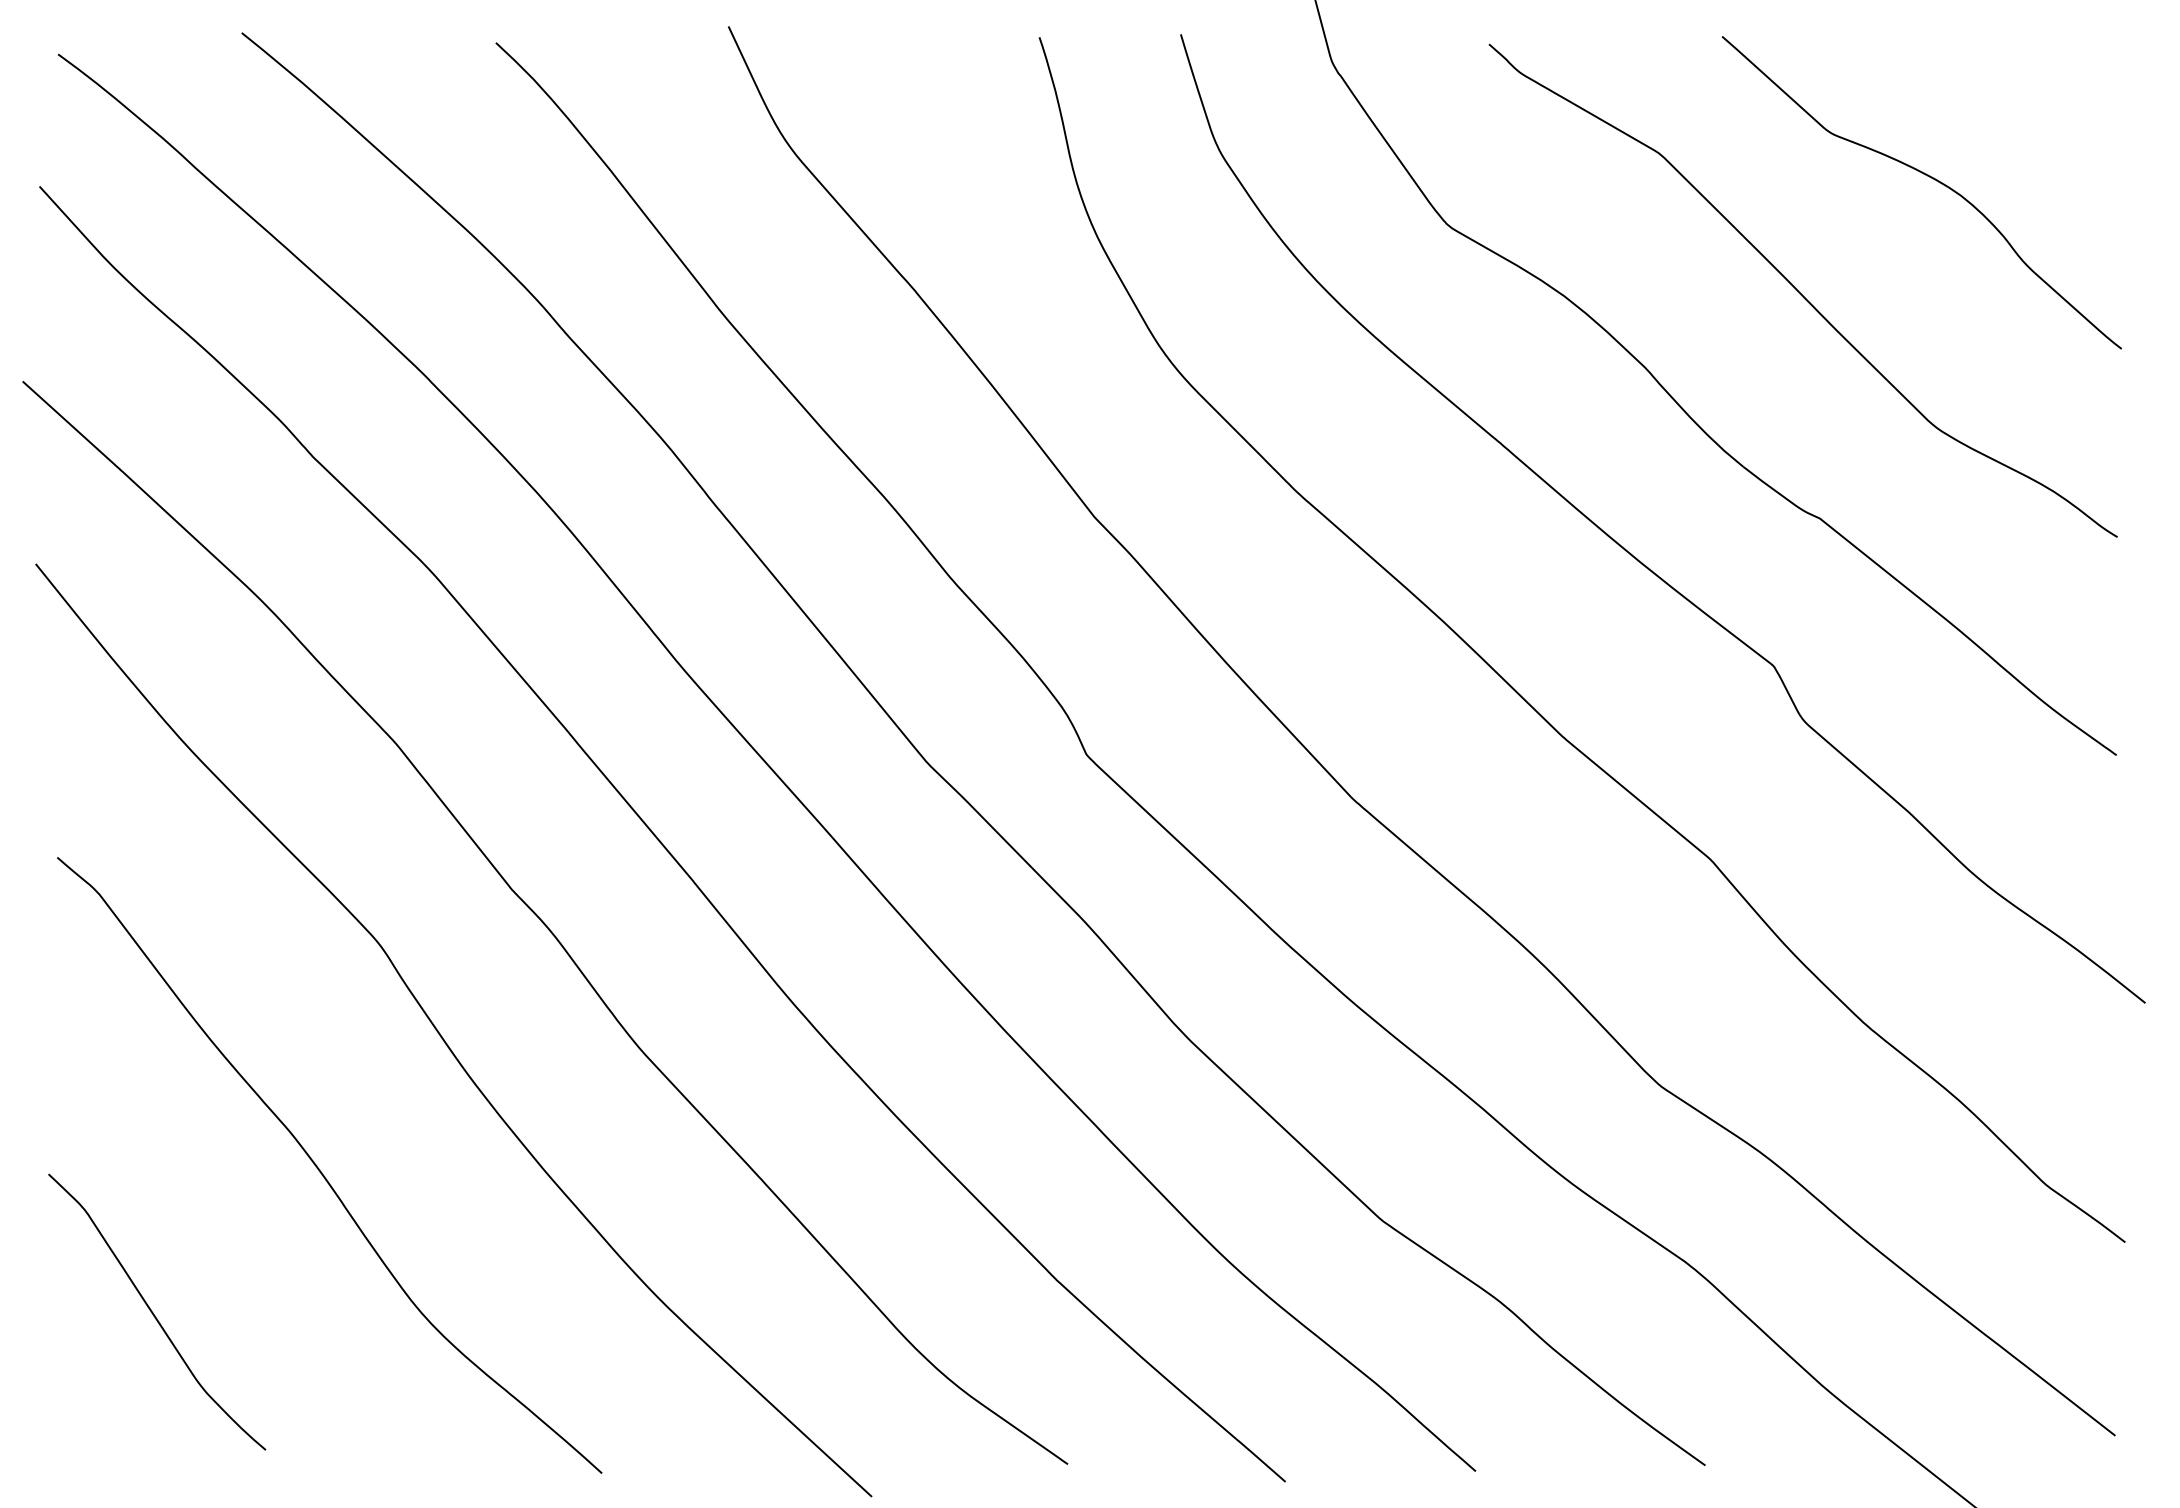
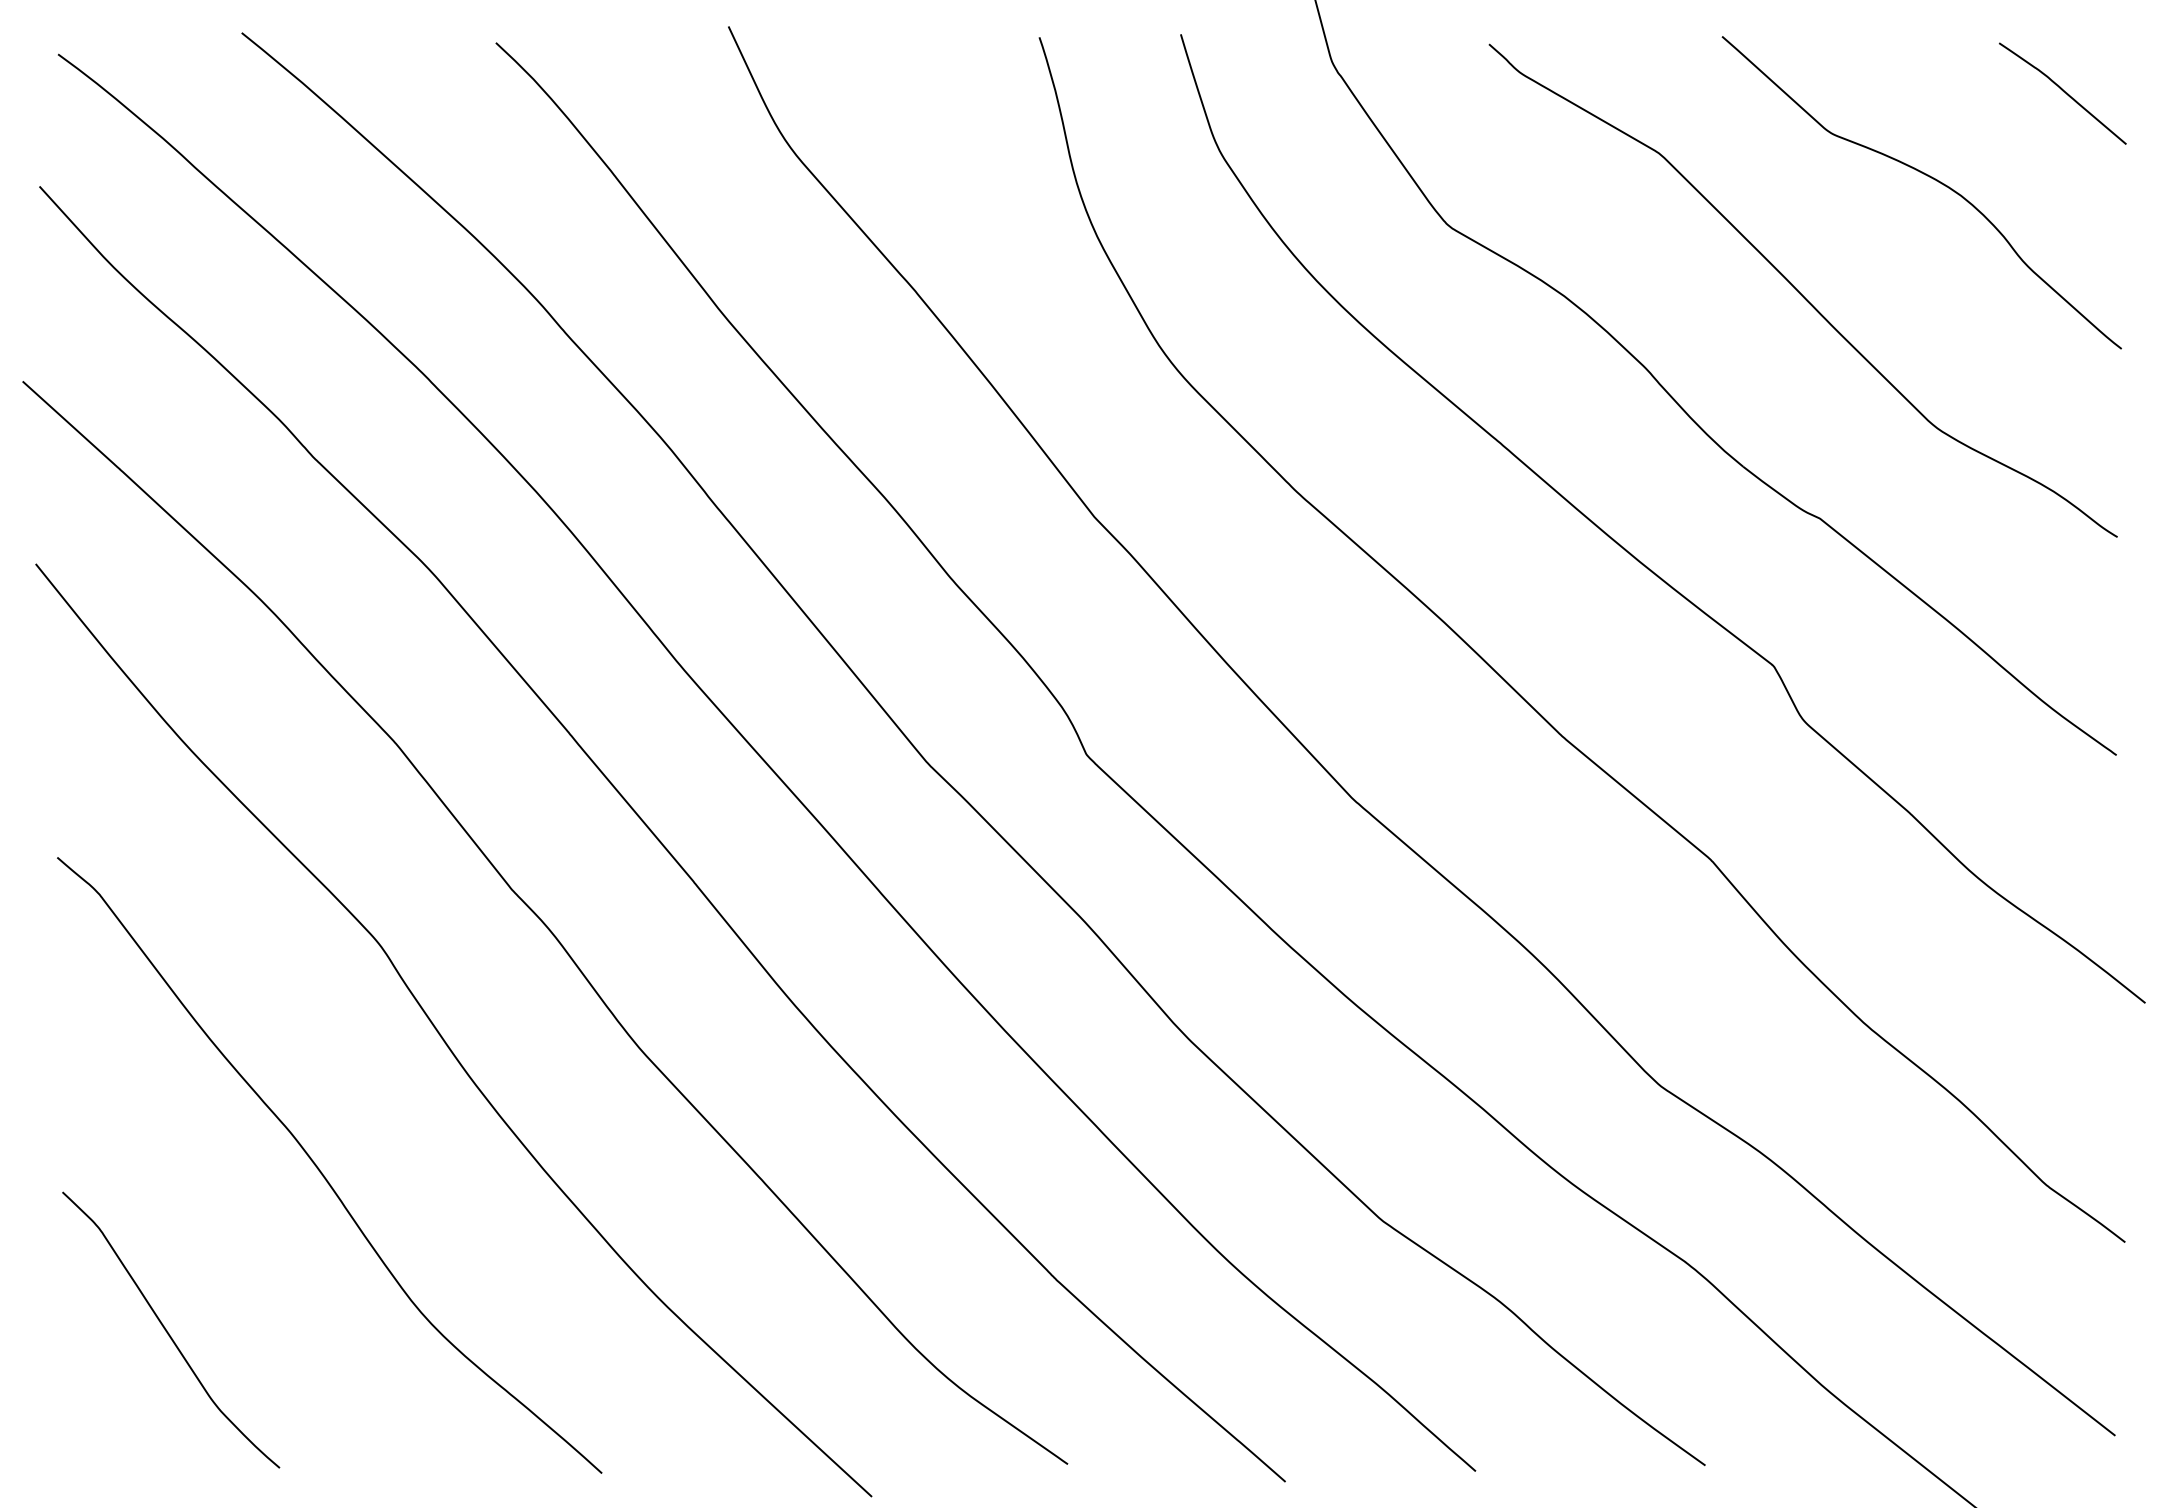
curve: none -> present (2062, 91)
curve position: (153, 1312) -> (167, 1330) (167, 1330)
